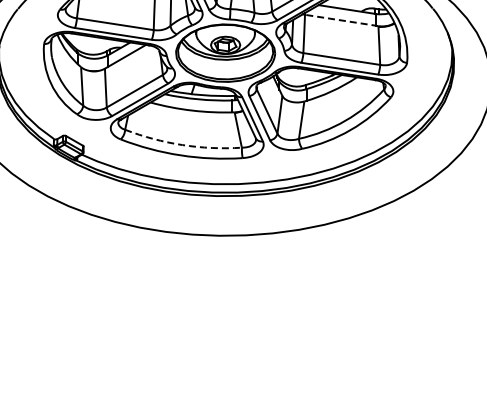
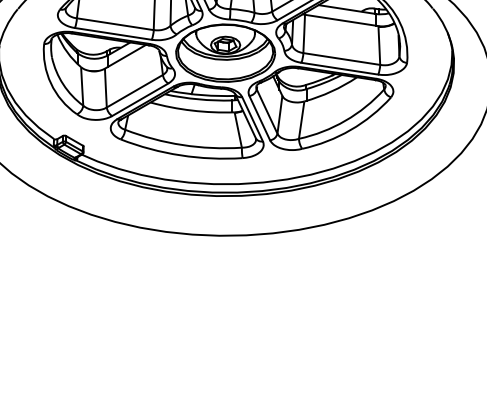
line: dashed -> solid (341, 20)
arc: dashed -> solid (182, 145)
